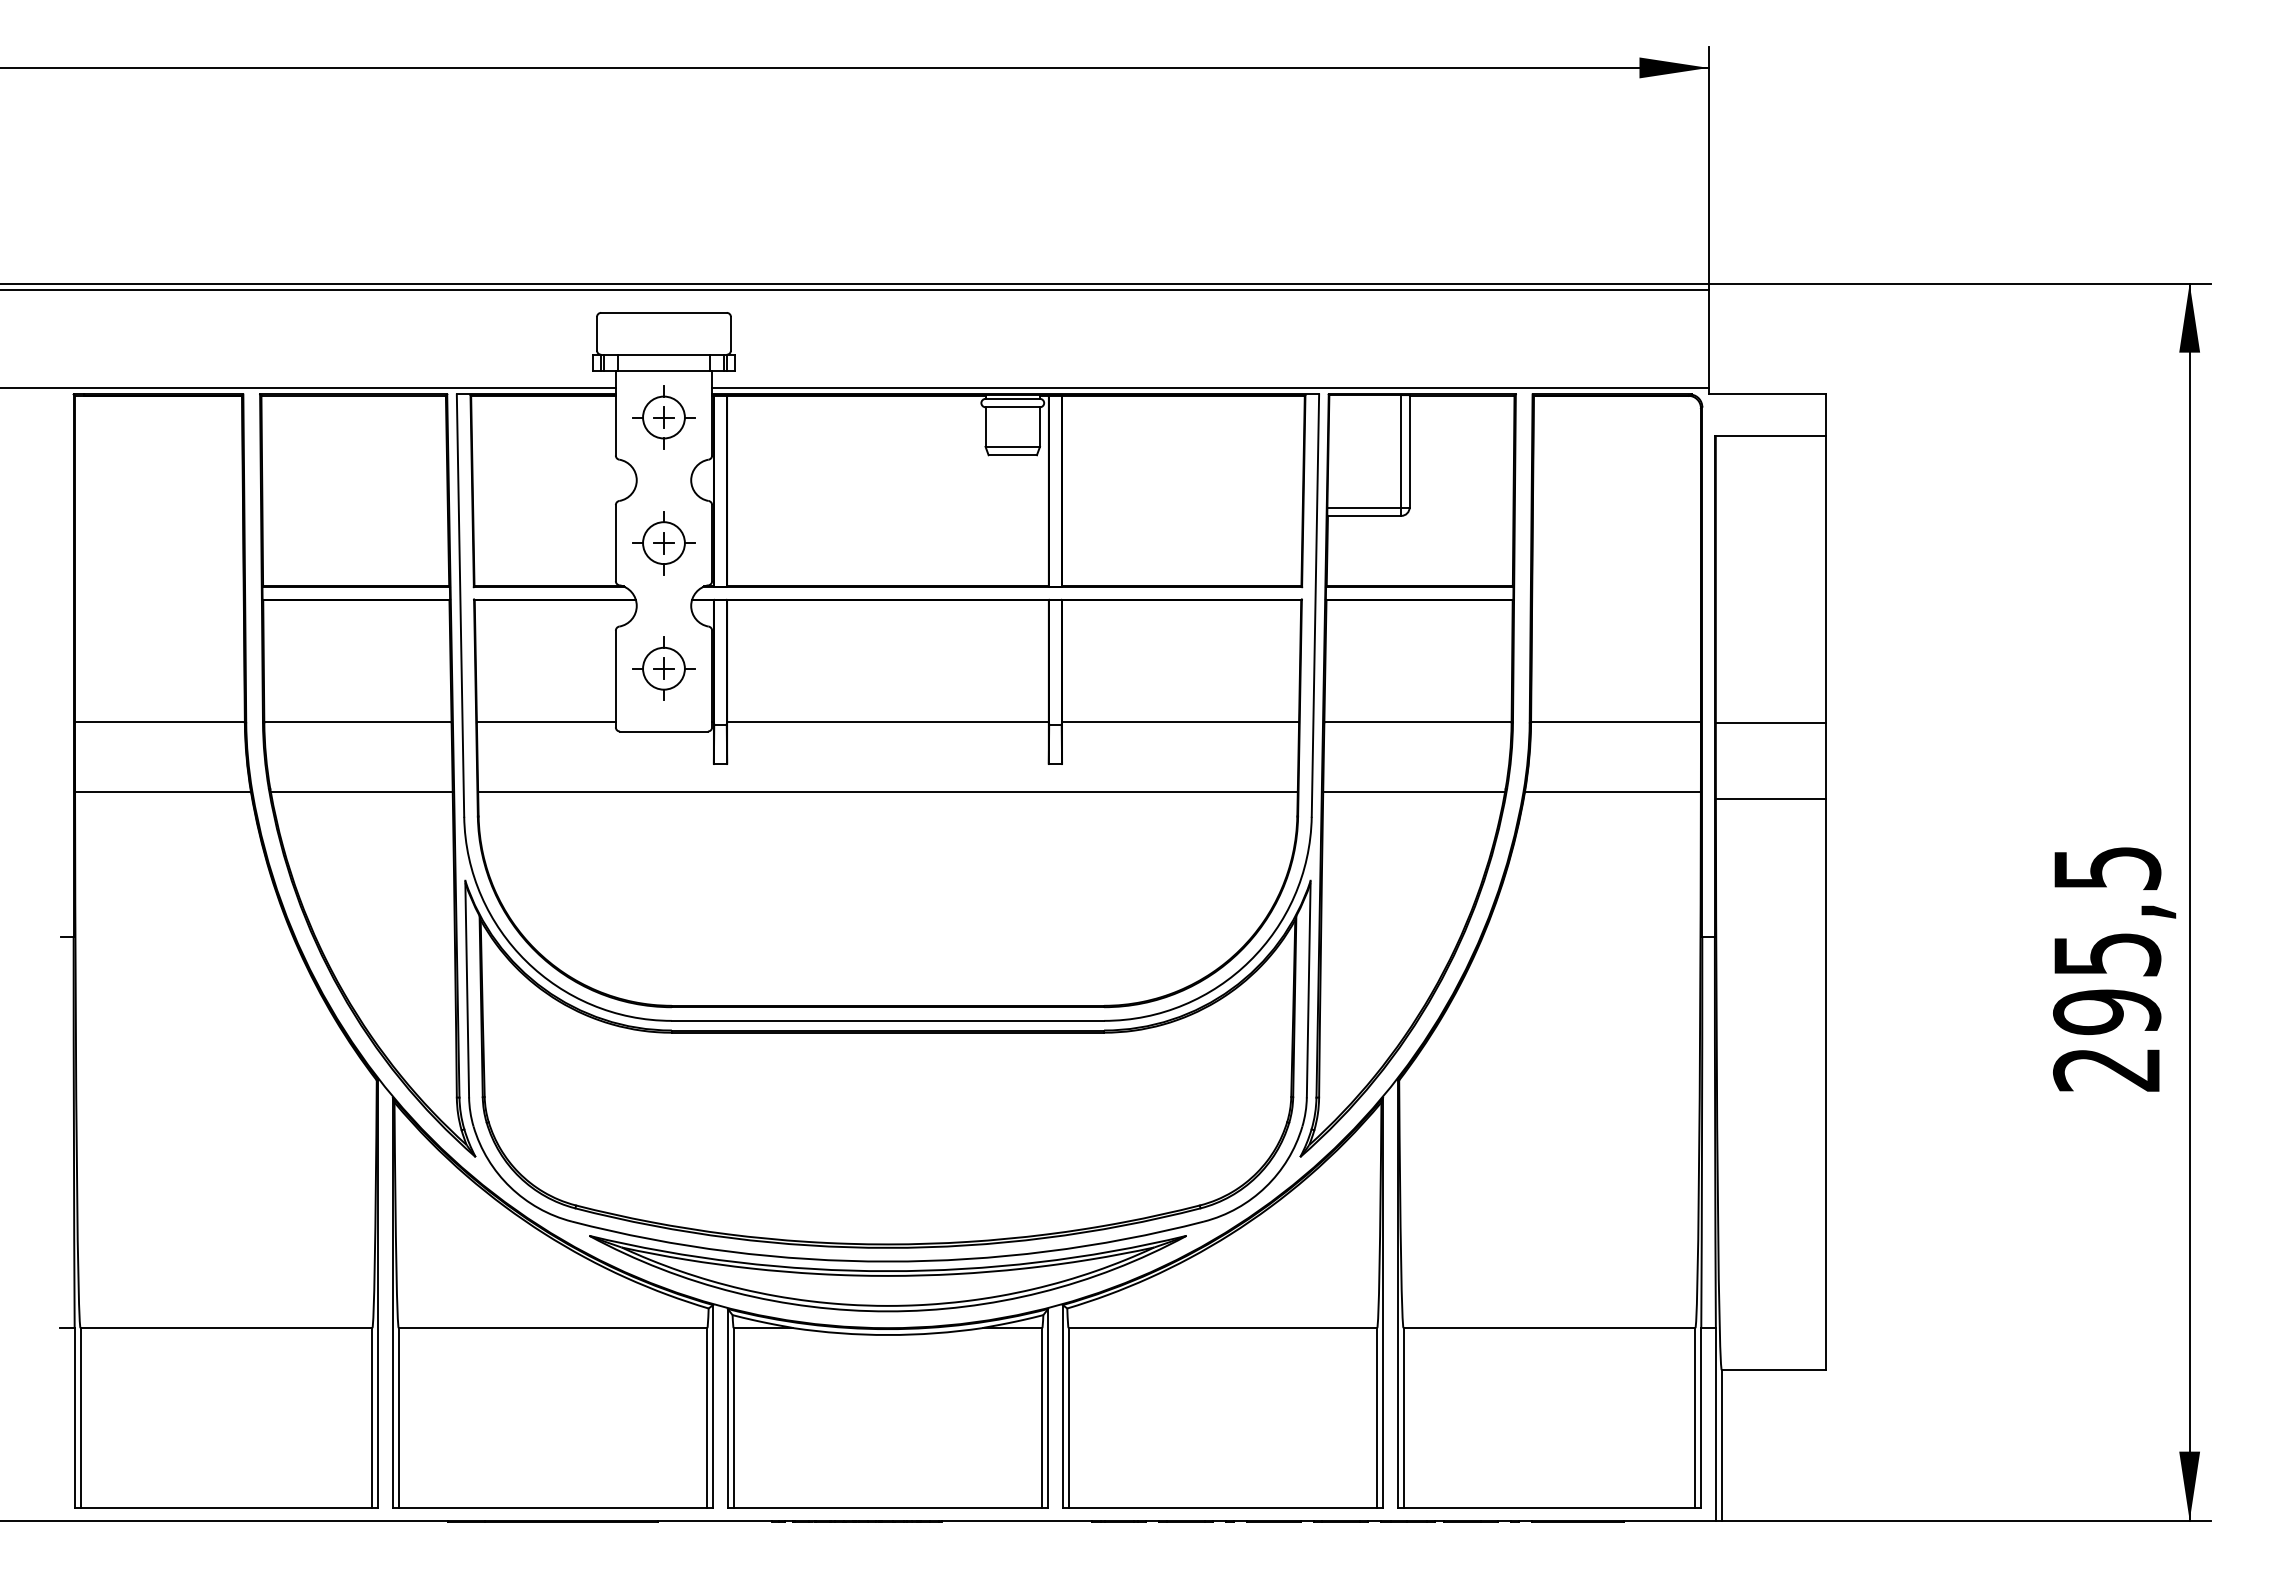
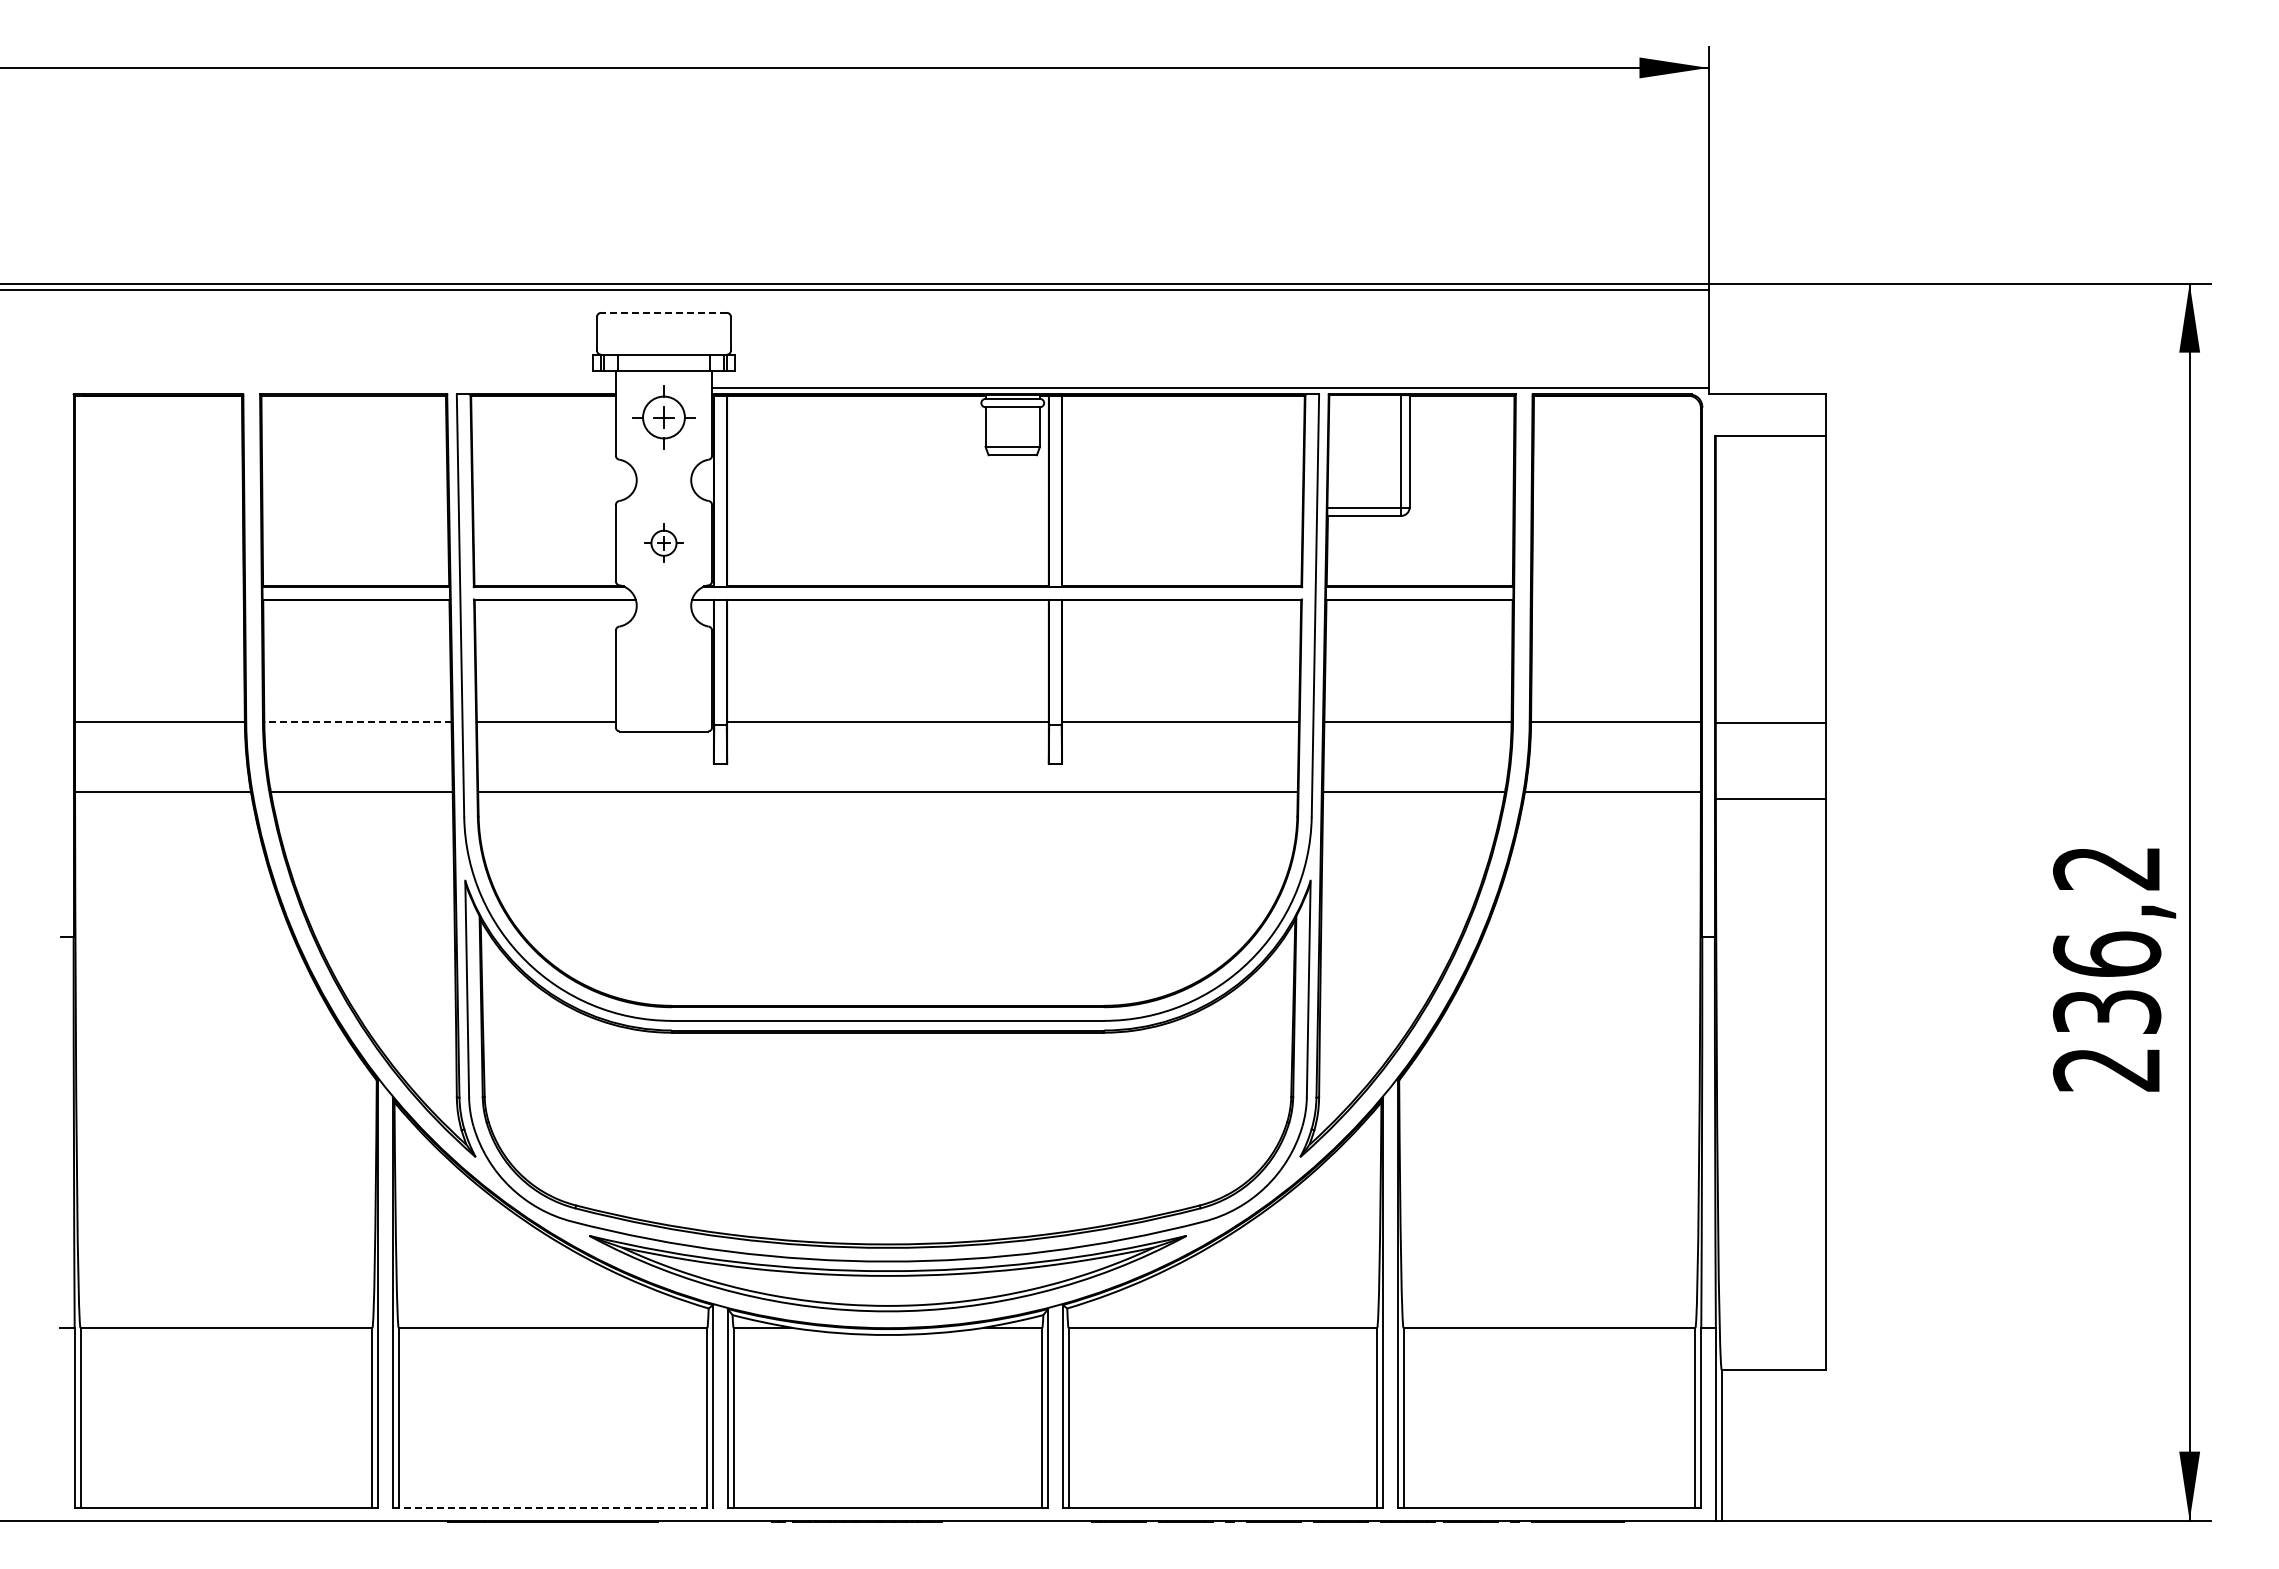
line: solid -> dashed (663, 312)
line: present -> none (308, 388)
part size: 64x65 px -> 40x40 px (663, 542)
part: present -> none (663, 668)
line: solid -> dashed (357, 722)
text: 295,5 -> 236,2 (2107, 941)
line: solid -> dashed (553, 1508)
